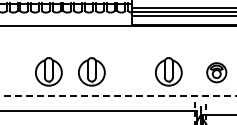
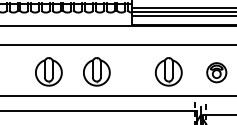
line: none -> present (117, 45)
part position: (91, 71) -> (96, 71) (96, 71)
line: dashed -> solid (118, 95)
